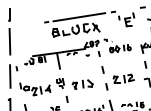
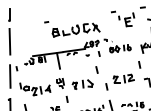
line: present -> none (79, 17)
line position: (145, 64) -> (139, 64) (139, 64)
line position: (102, 69) -> (96, 69) (96, 69)
